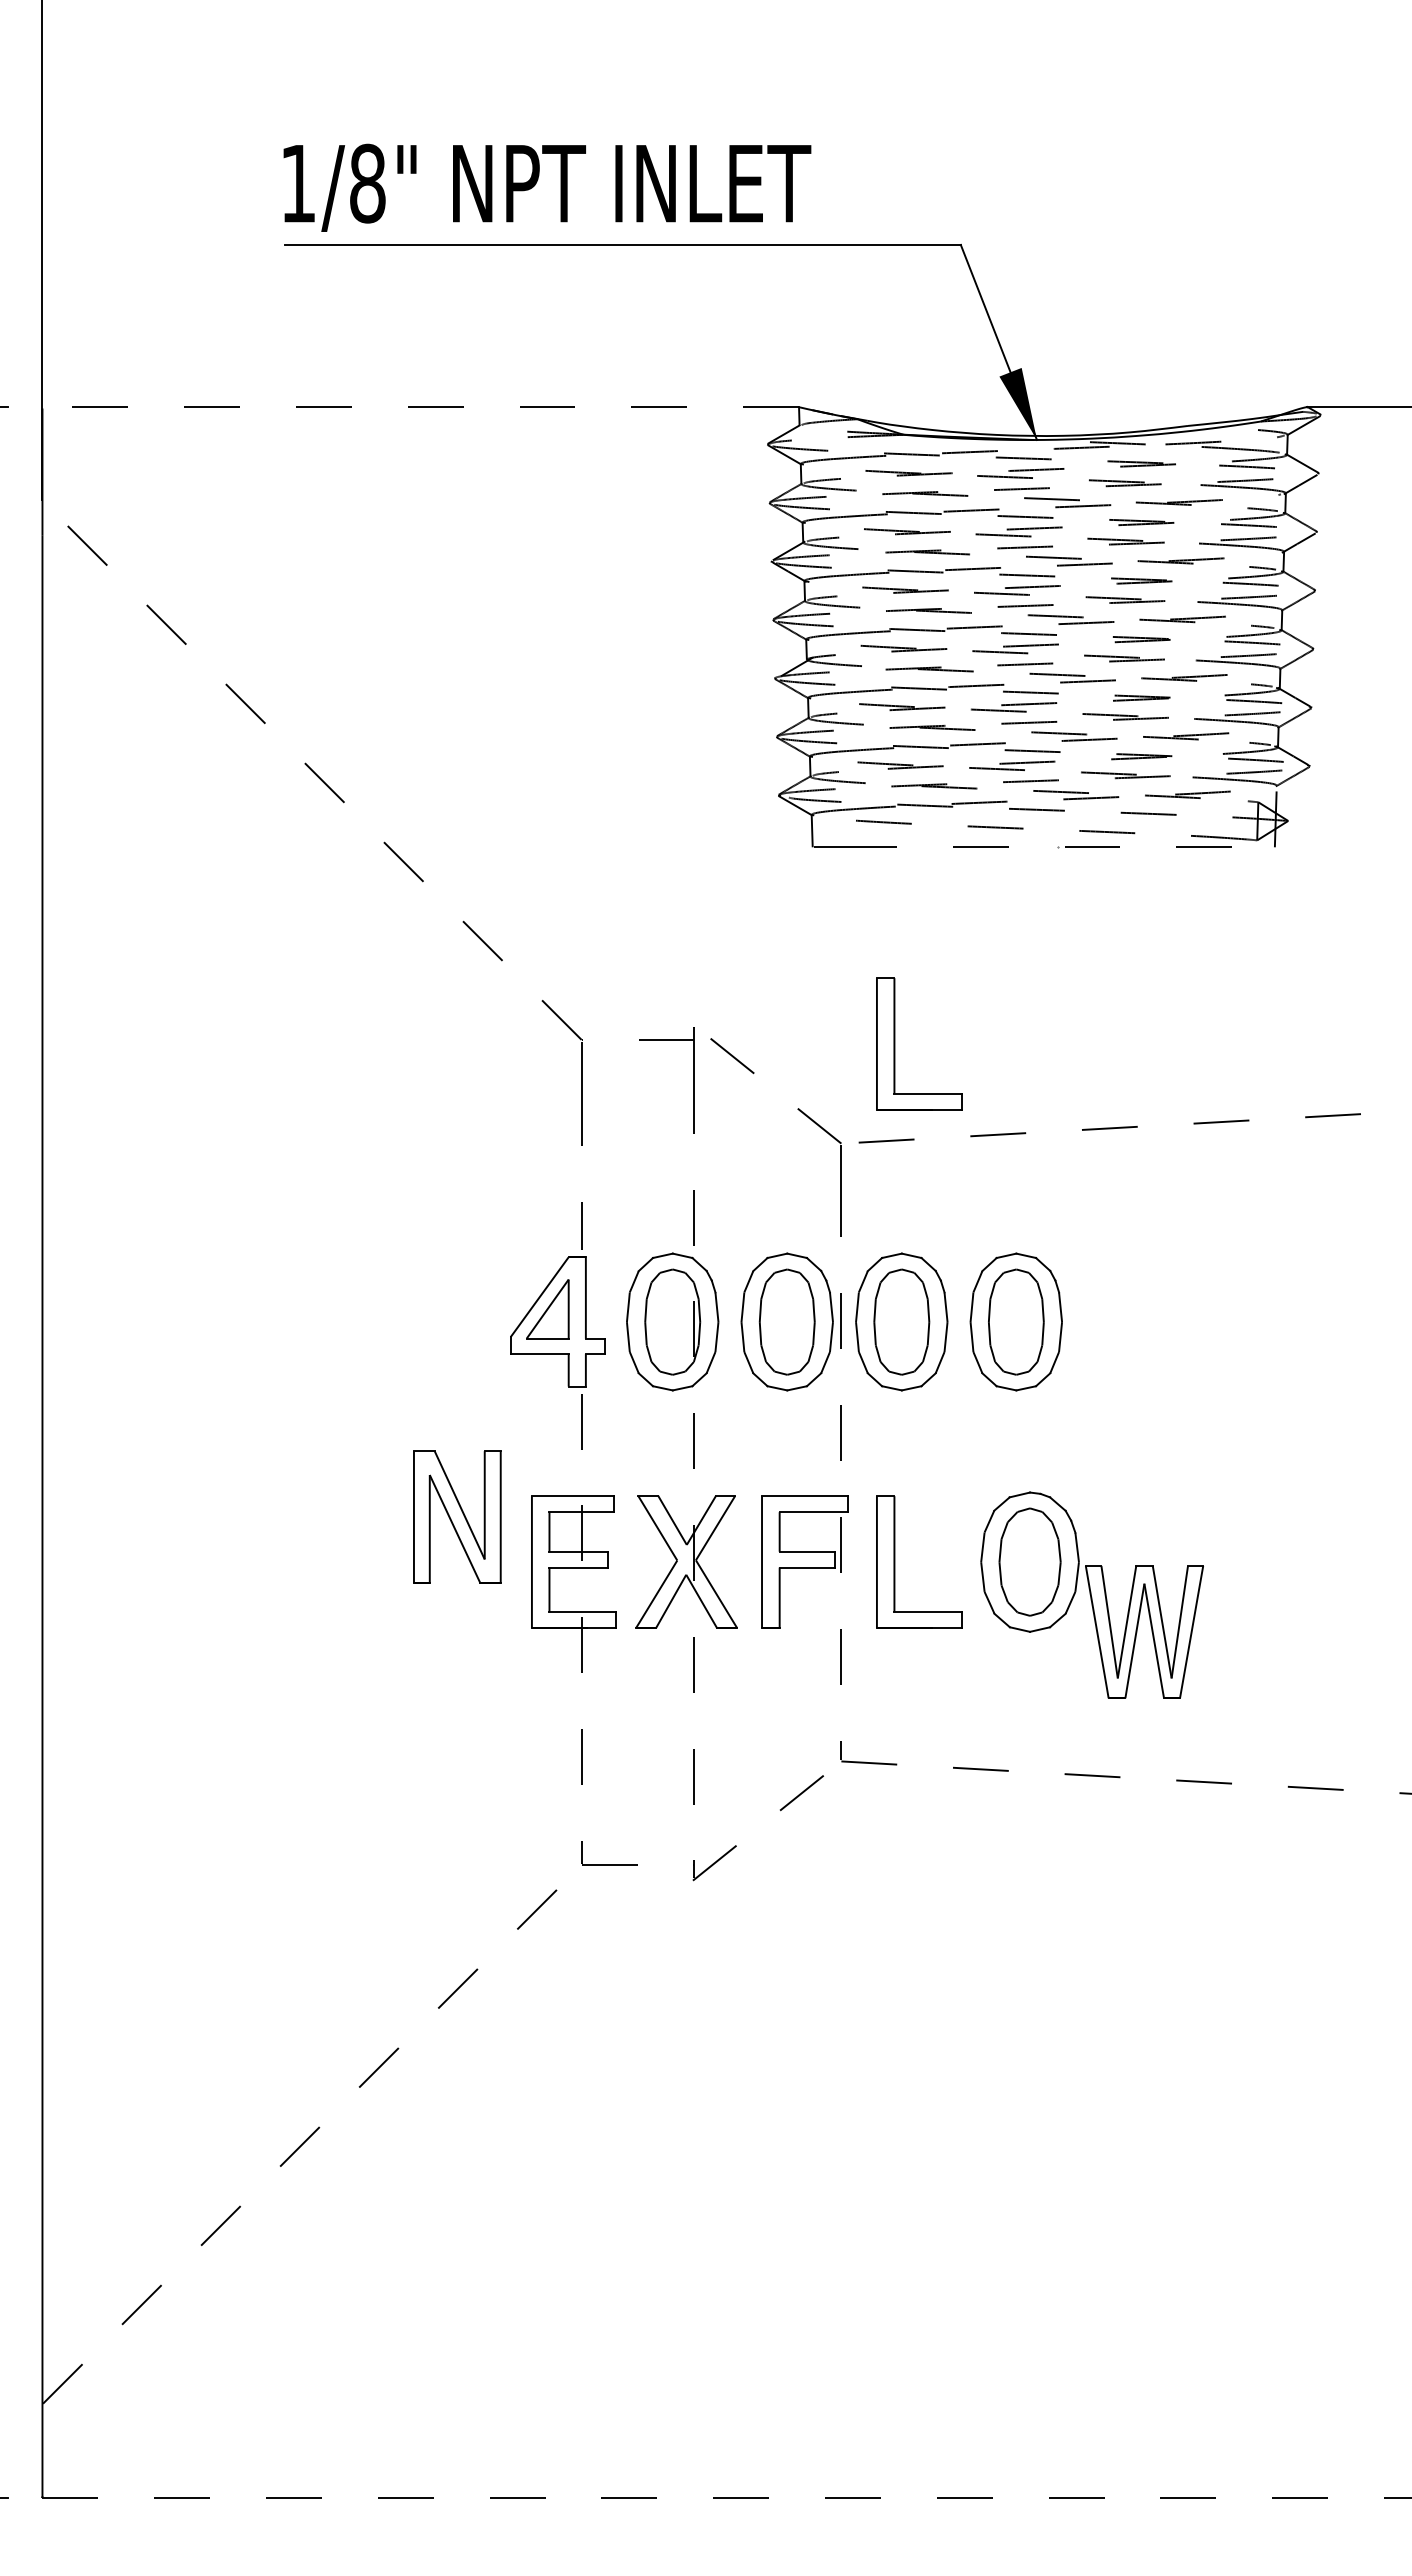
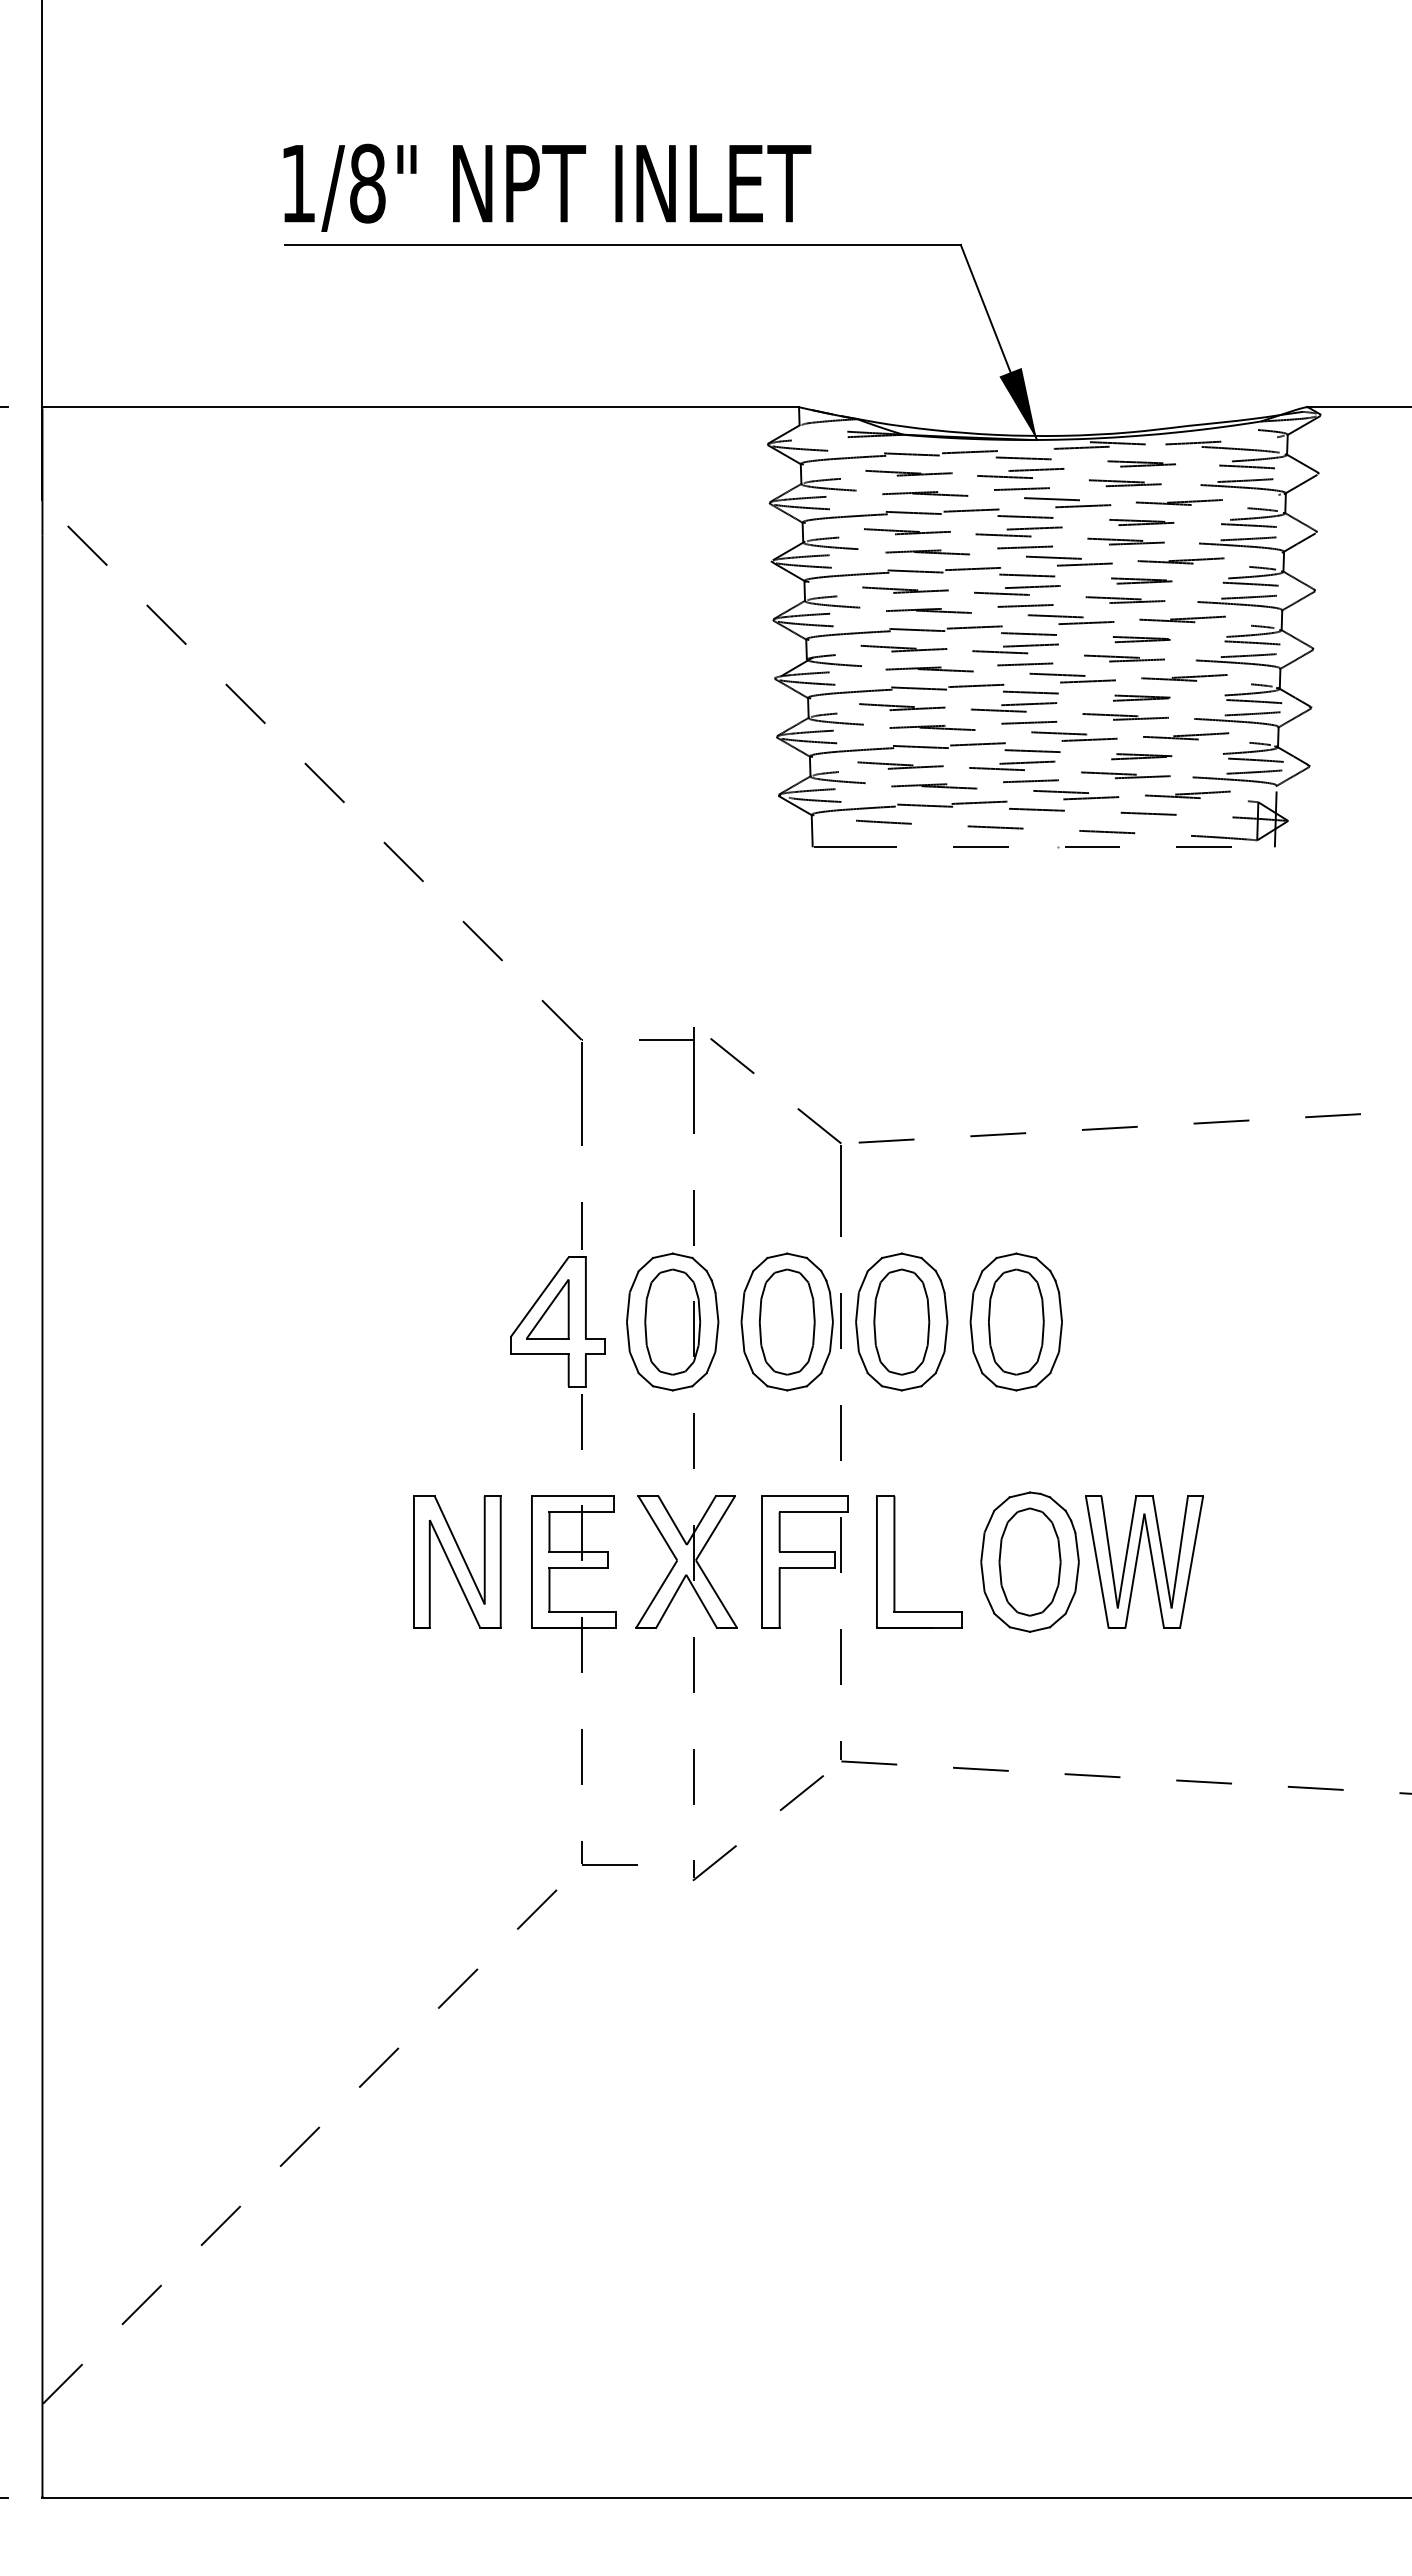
line: dashed -> solid (420, 407)
part: present -> none (895, 1043)
part position: (457, 1516) -> (457, 1561) (457, 1561)
part position: (1137, 1631) -> (1137, 1561) (1137, 1561)
line: dashed -> solid (727, 2497)
